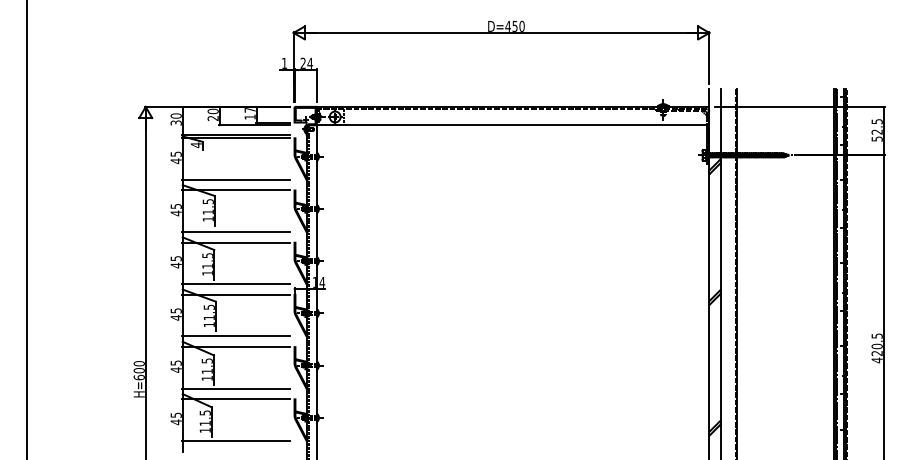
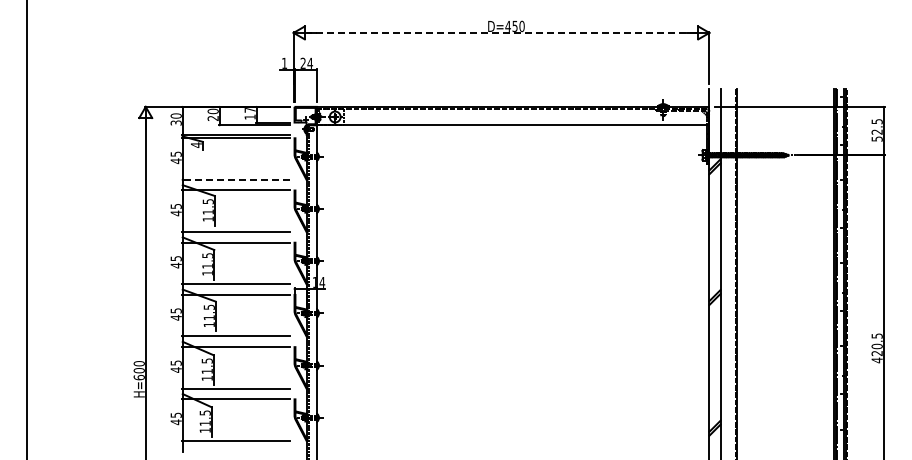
line: solid -> dashed (501, 32)
line: solid -> dashed (235, 179)
